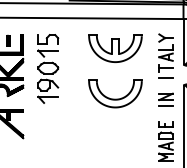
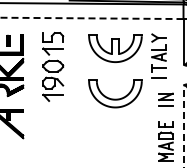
line: solid -> dashed (91, 18)
part position: (165, 55) -> (158, 55) (158, 55)
part position: (48, 68) -> (53, 66) (53, 66)
line: solid -> dashed (183, 126)
